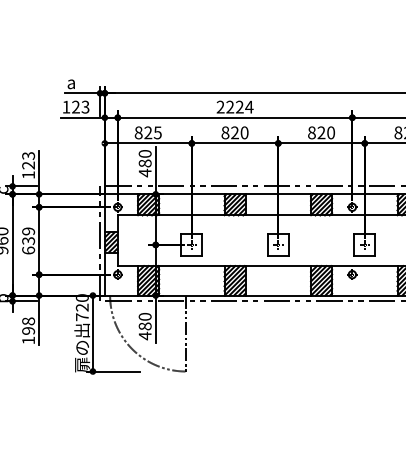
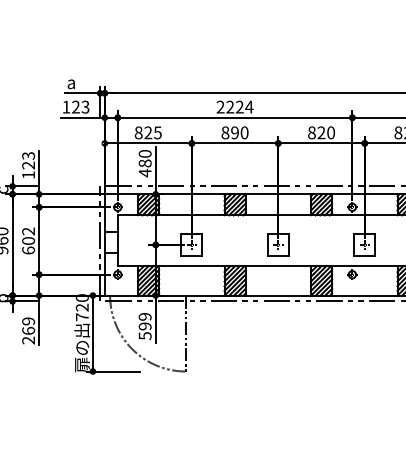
text: 820 -> 890 (234, 133)
text: 639 -> 602 (28, 235)
hatch: present -> none (110, 241)
text: 480 -> 599 (144, 326)
text: 198 -> 269 (28, 330)
